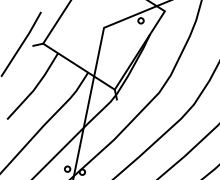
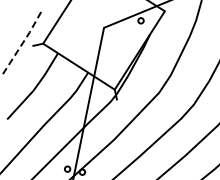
line: solid -> dashed (22, 44)
